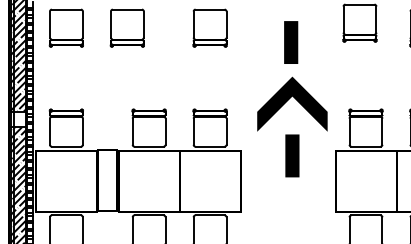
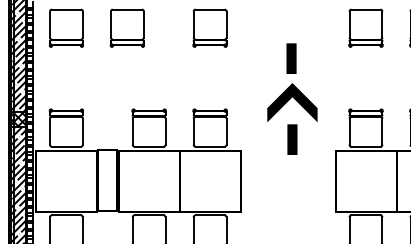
part position: (359, 22) -> (365, 27) (365, 27)
part size: 71x157 px -> 51x112 px (292, 98)
hatch: none -> present (17, 118)
